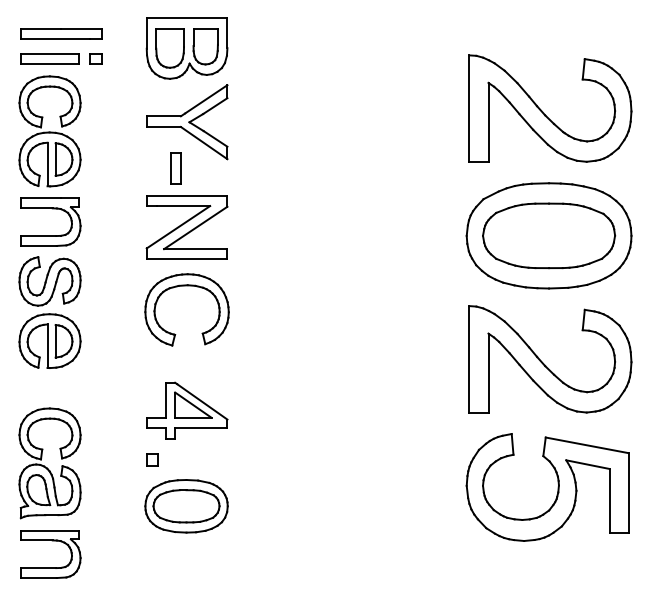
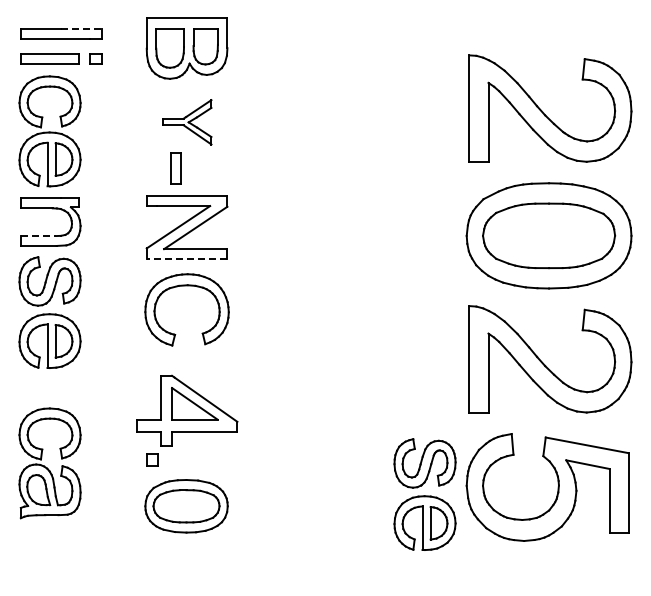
line: solid -> dashed (81, 29)
part size: 83x77 px -> 51x47 px (187, 122)
line: solid -> dashed (38, 236)
line: solid -> dashed (186, 259)
part size: 83x59 px -> 103x73 px (187, 410)
part: none -> present (424, 494)
part: present -> none (50, 567)
